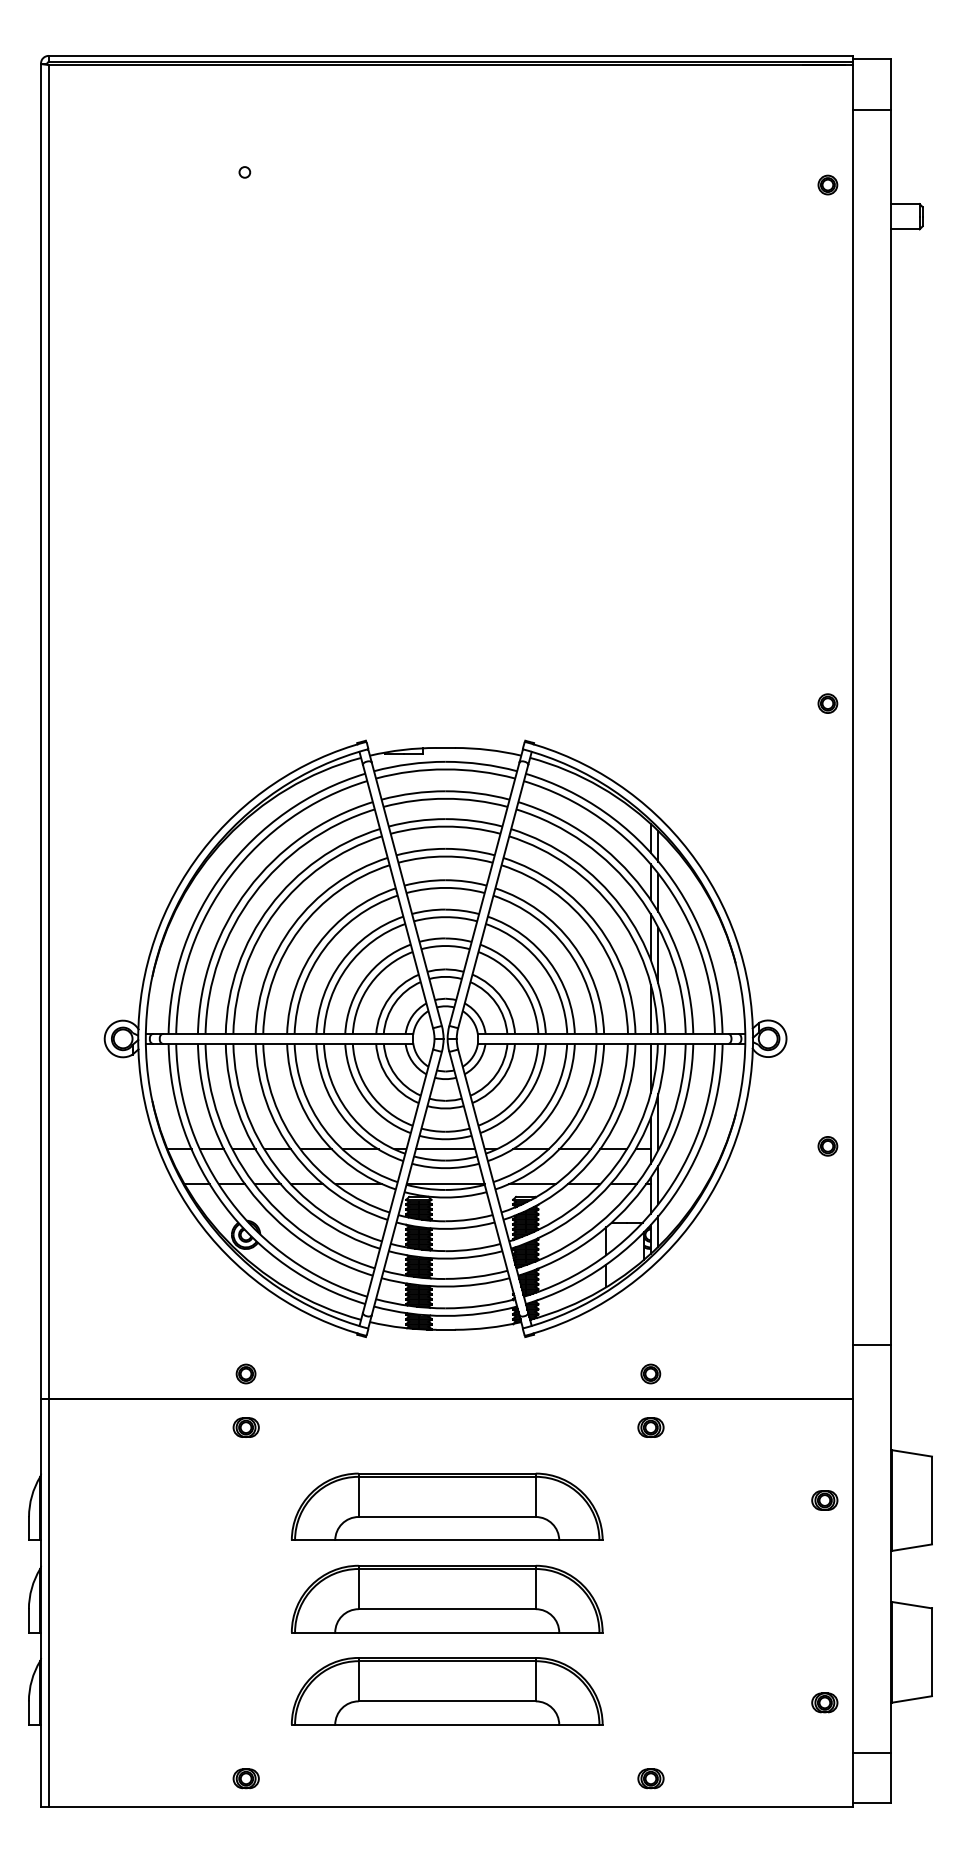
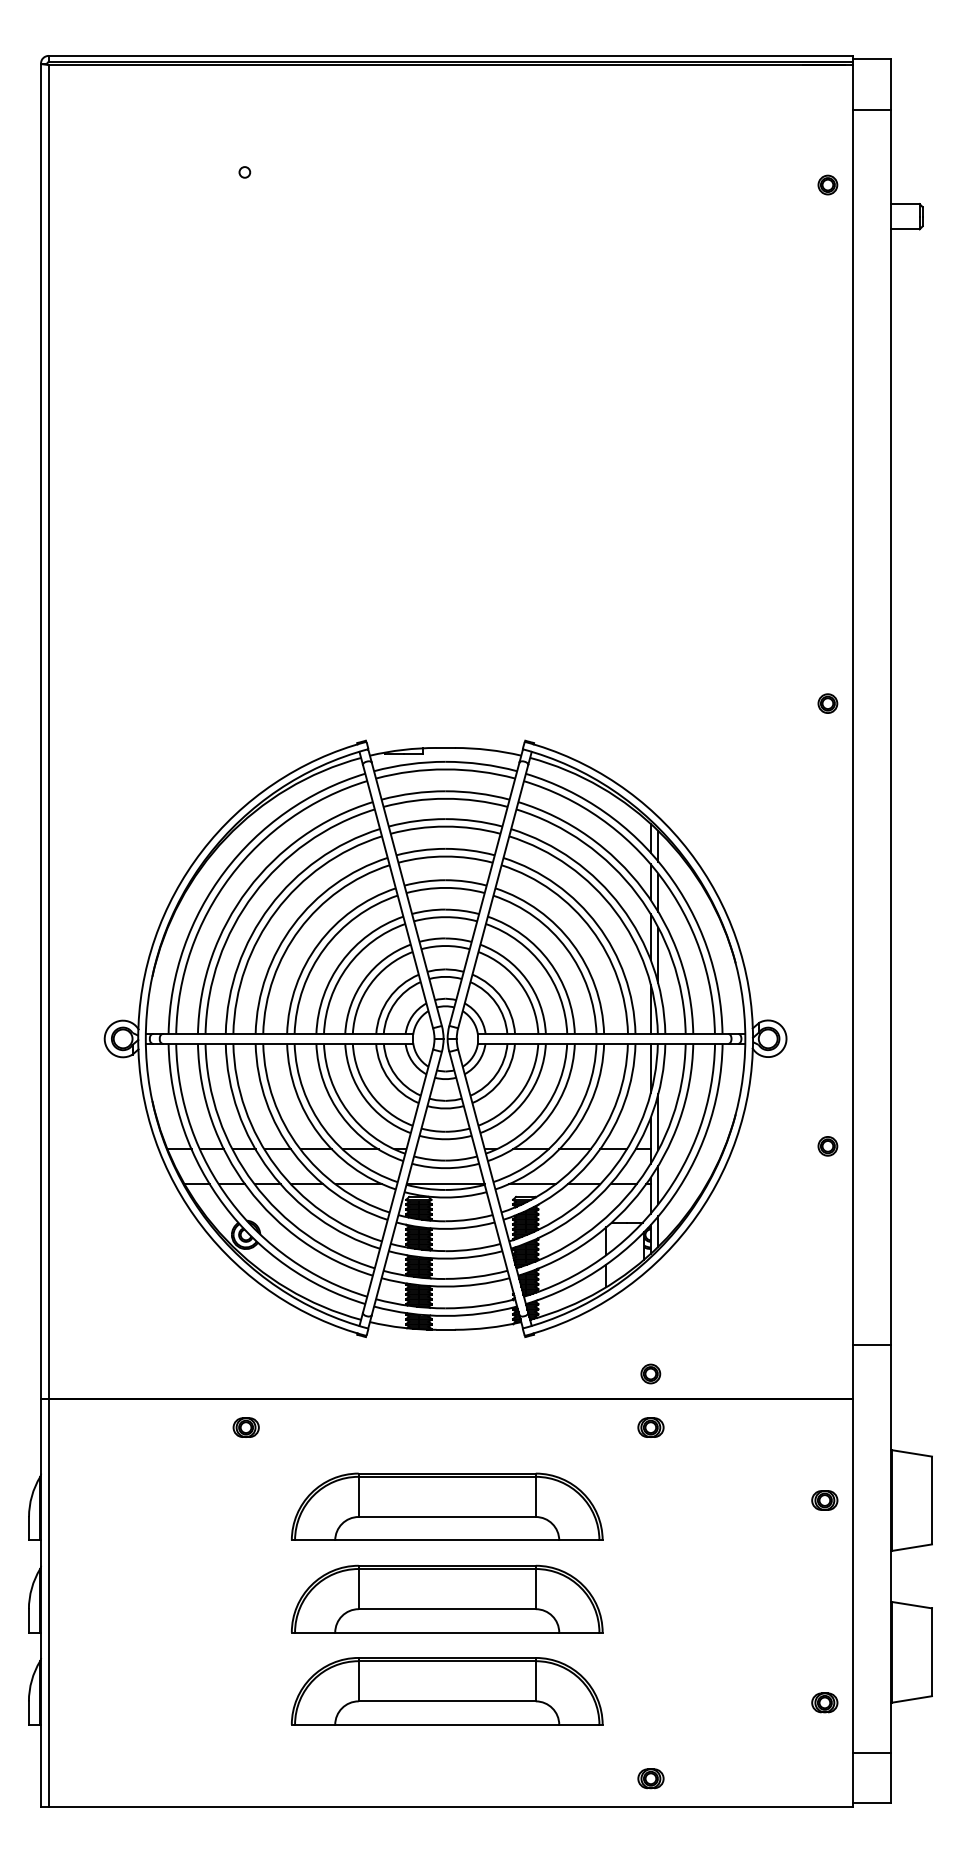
line: present -> none (445, 1149)
part: present -> none (245, 1373)
part: present -> none (245, 1778)
